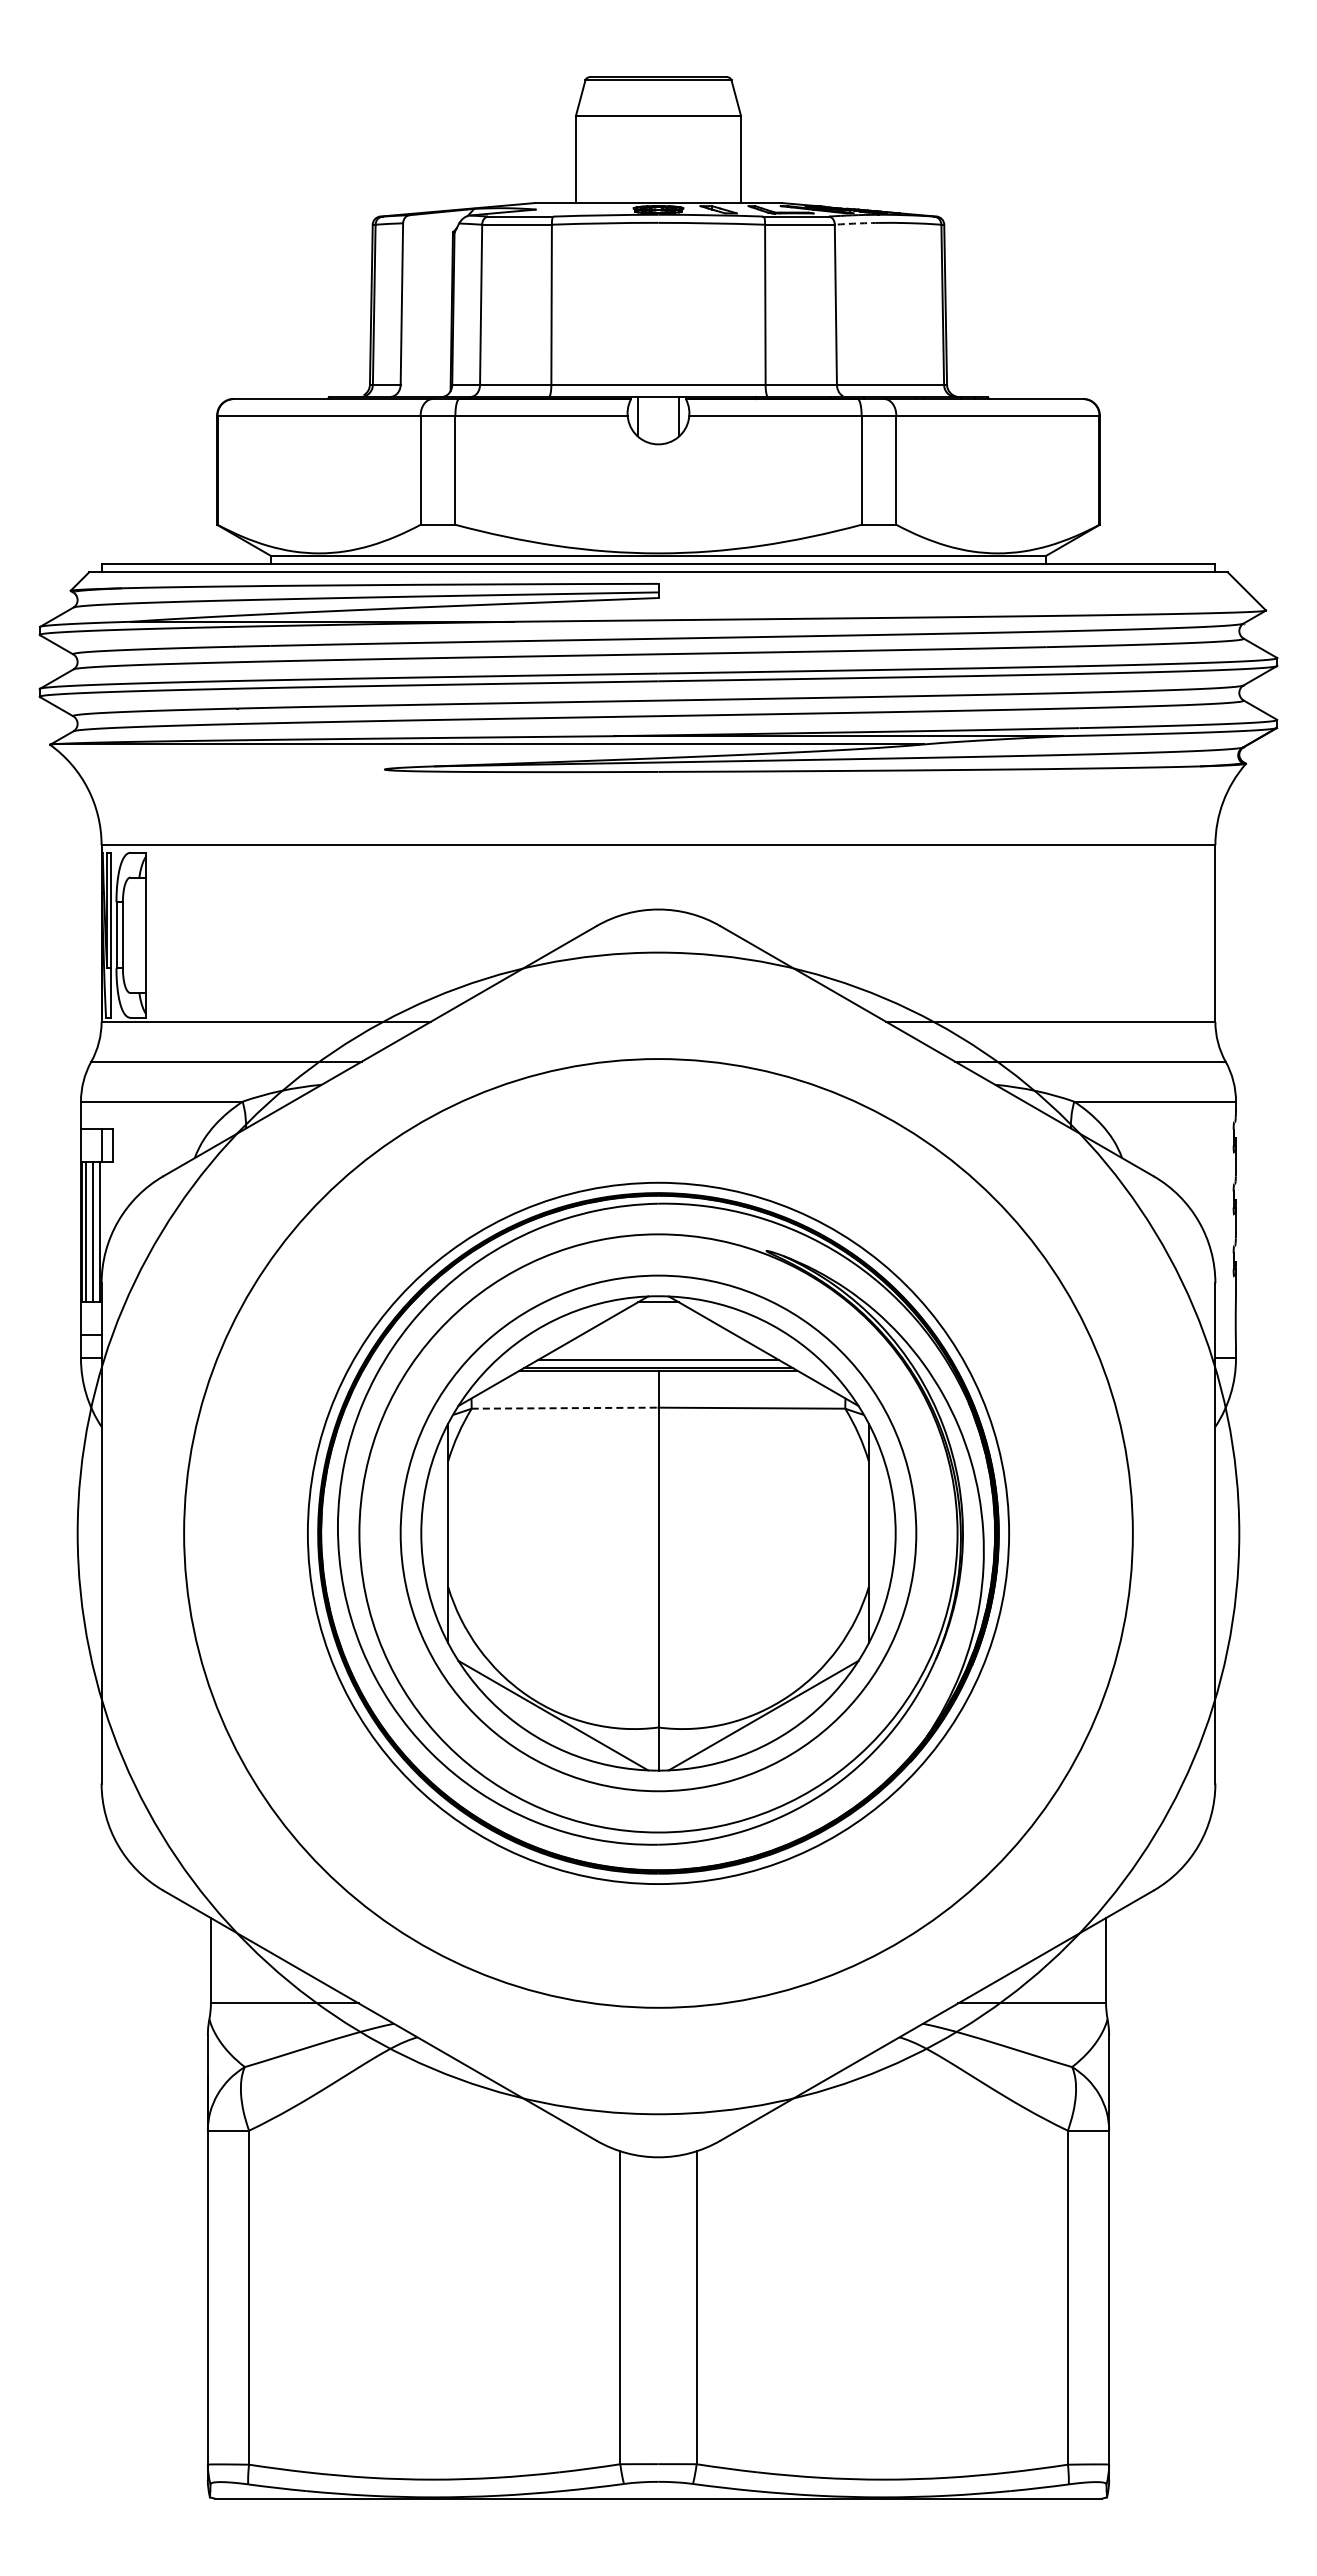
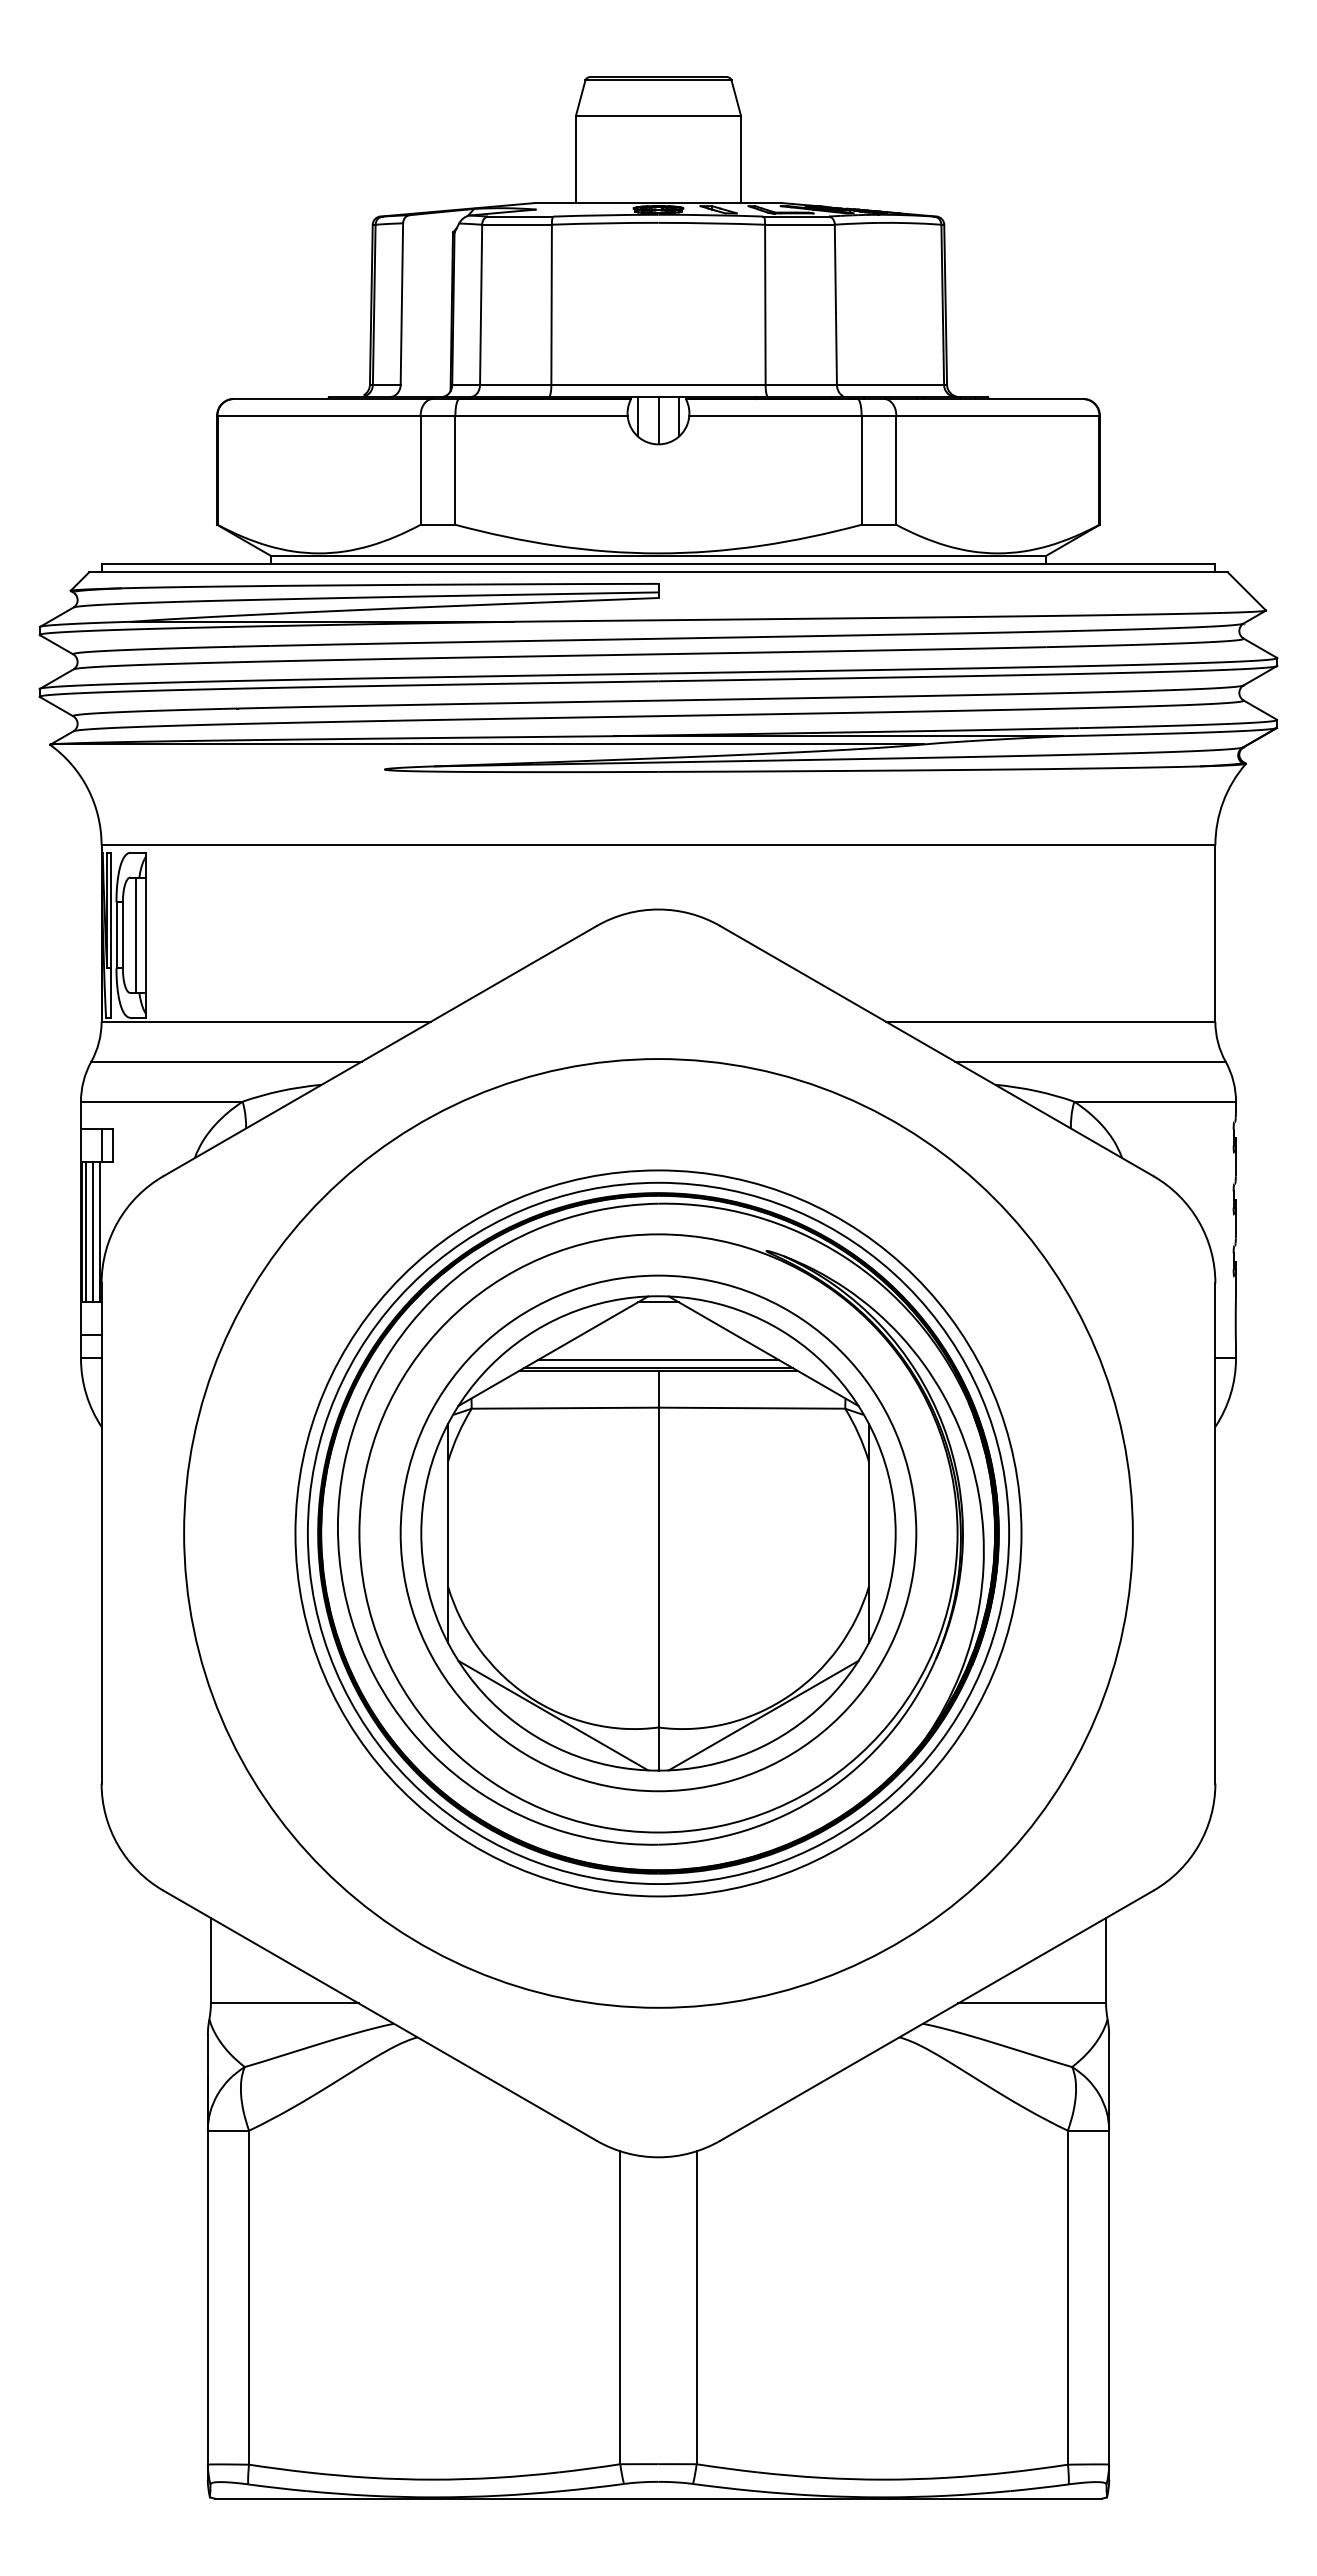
arc: dashed -> solid (856, 223)
line: none -> present (658, 420)
line: none -> present (136, 935)
line: dashed -> solid (565, 1408)
circle diameter: 1162 px -> 726 px (658, 1533)
